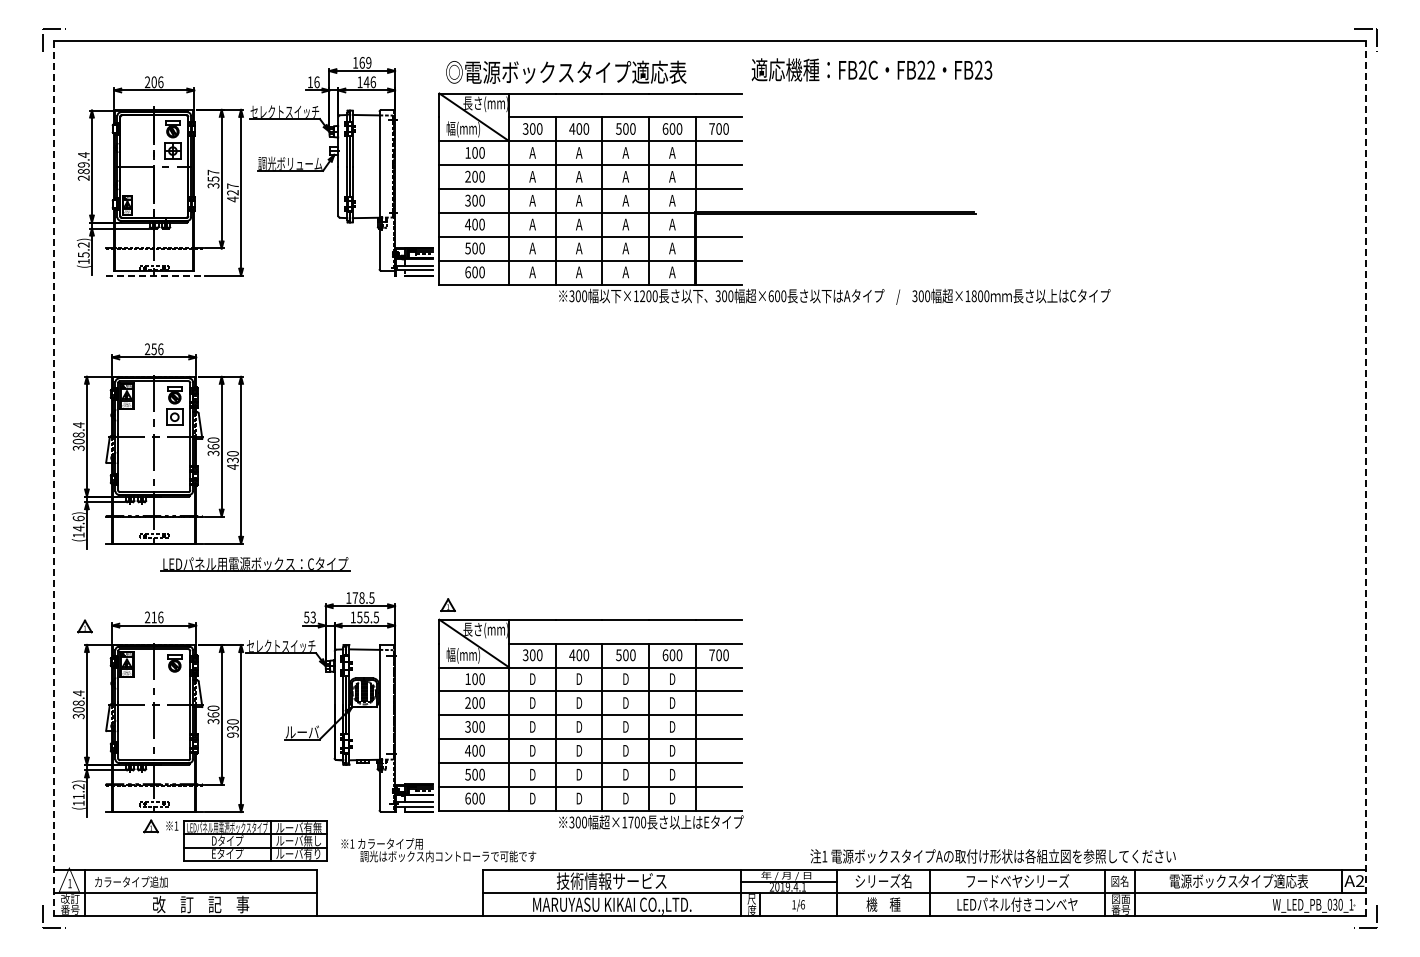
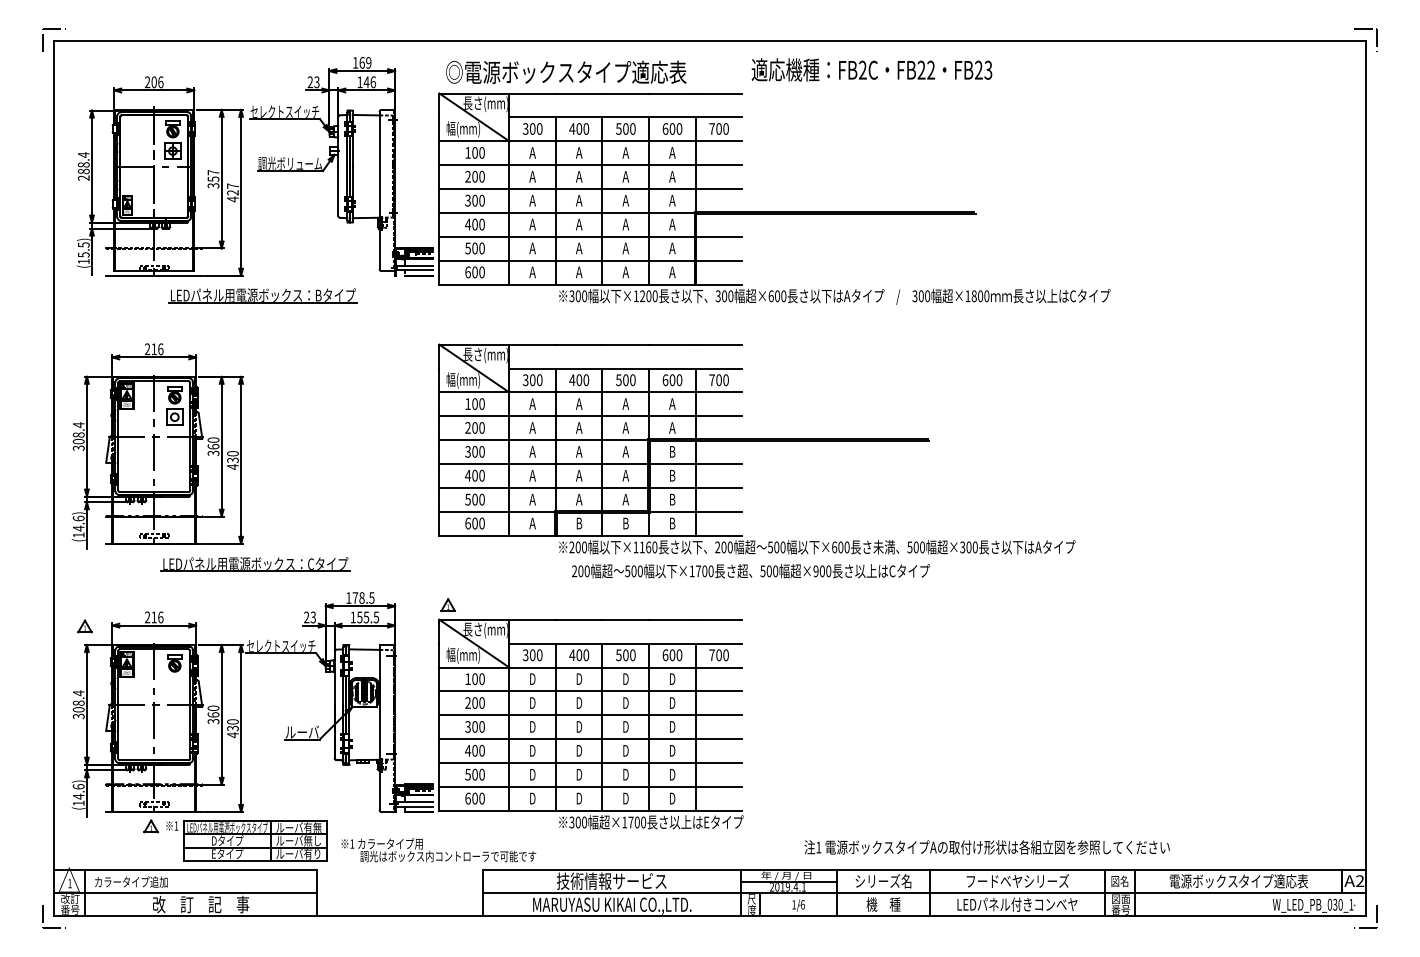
text: 16 -> 23 (313, 82)
text: 289.4 -> 288.4 (83, 164)
text: (15.2) -> (15.5) (83, 244)
line: dashed -> solid (154, 275)
part: none -> present (262, 295)
text: 256 -> 216 (153, 349)
part: none -> present (742, 463)
line: dashed -> solid (54, 478)
line: dashed -> solid (1365, 478)
text: 53 -> 23 (306, 617)
text: 930 -> 430 (232, 735)
text: (11.2) -> (14.6) (78, 791)
text position: (992, 856) -> (986, 847) (986, 847)
